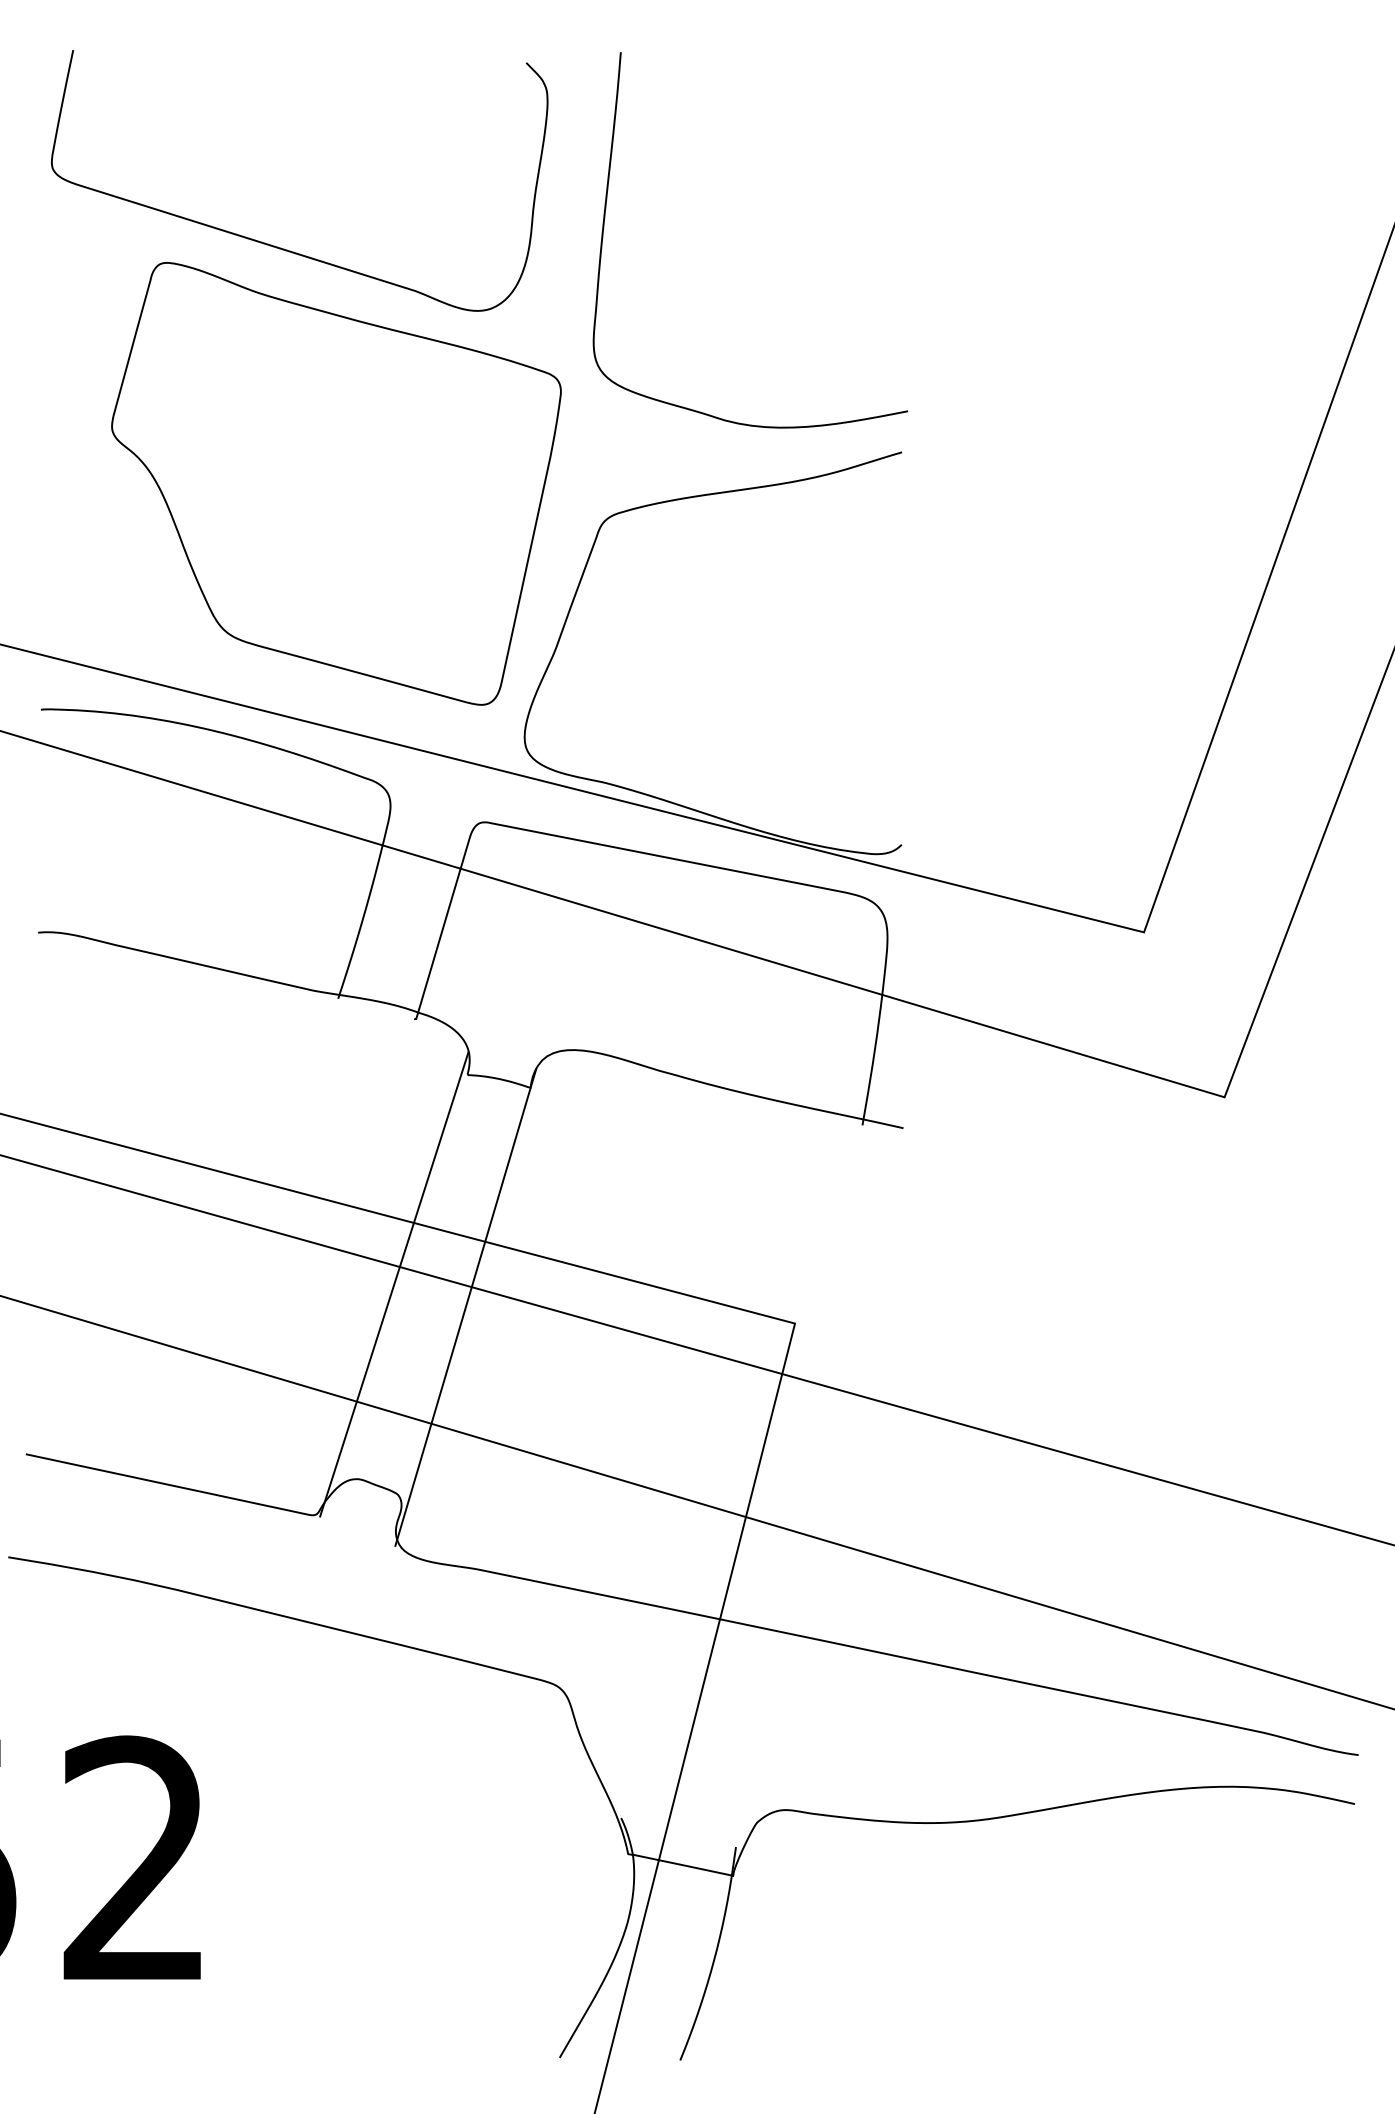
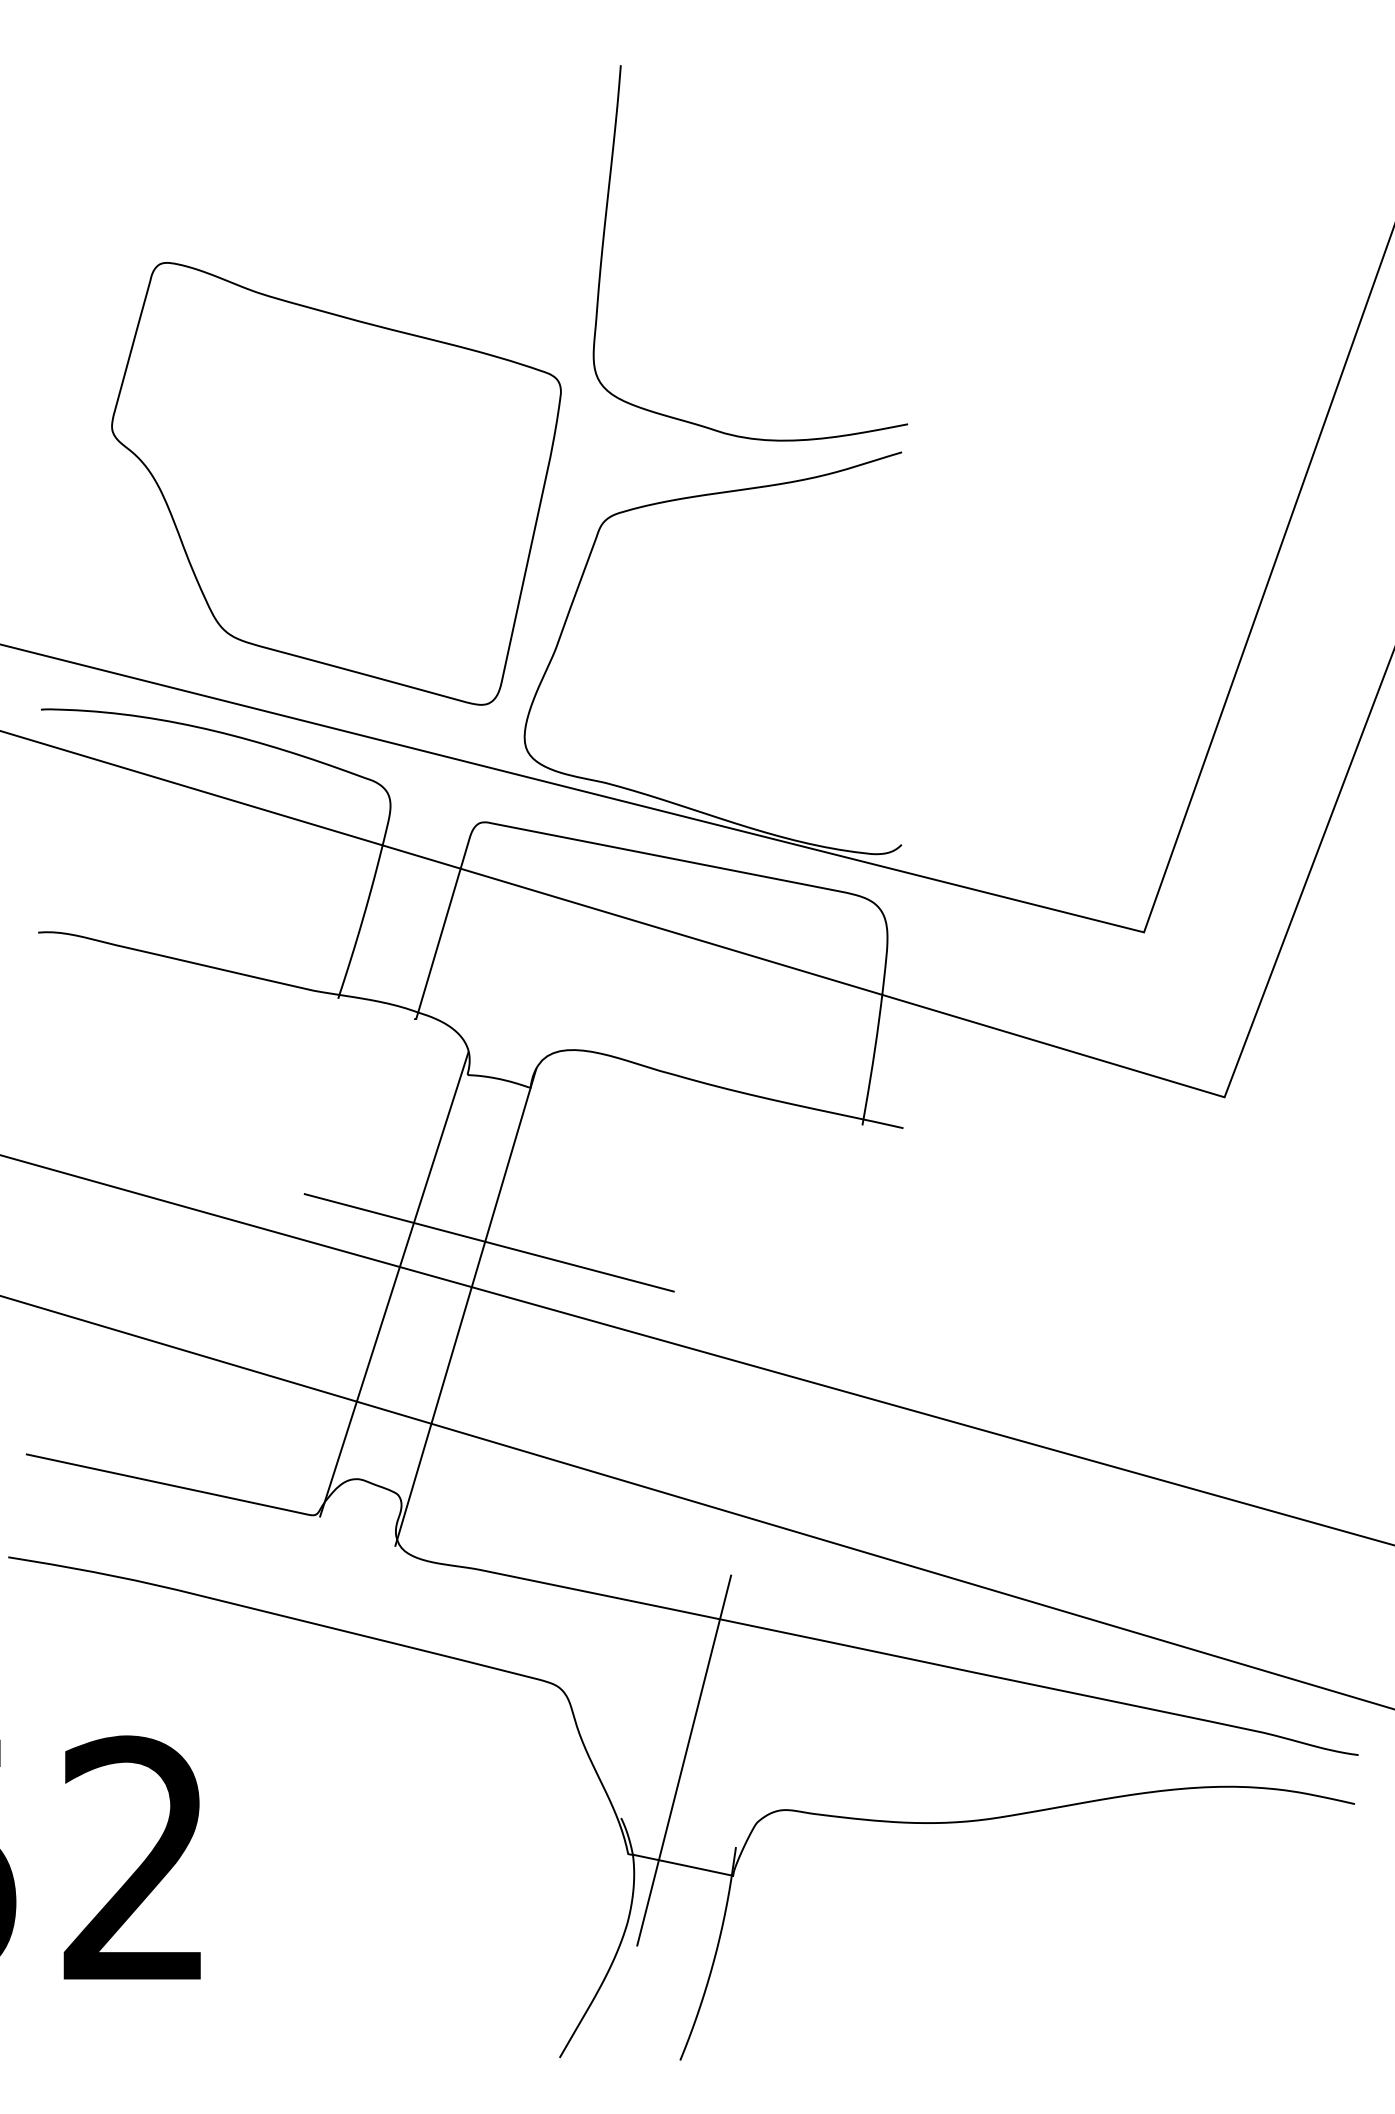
curve position: (604, 228) -> (604, 241) (604, 241)
curve: present -> none (281, 247)
line: solid -> dashed (792, 1322)
